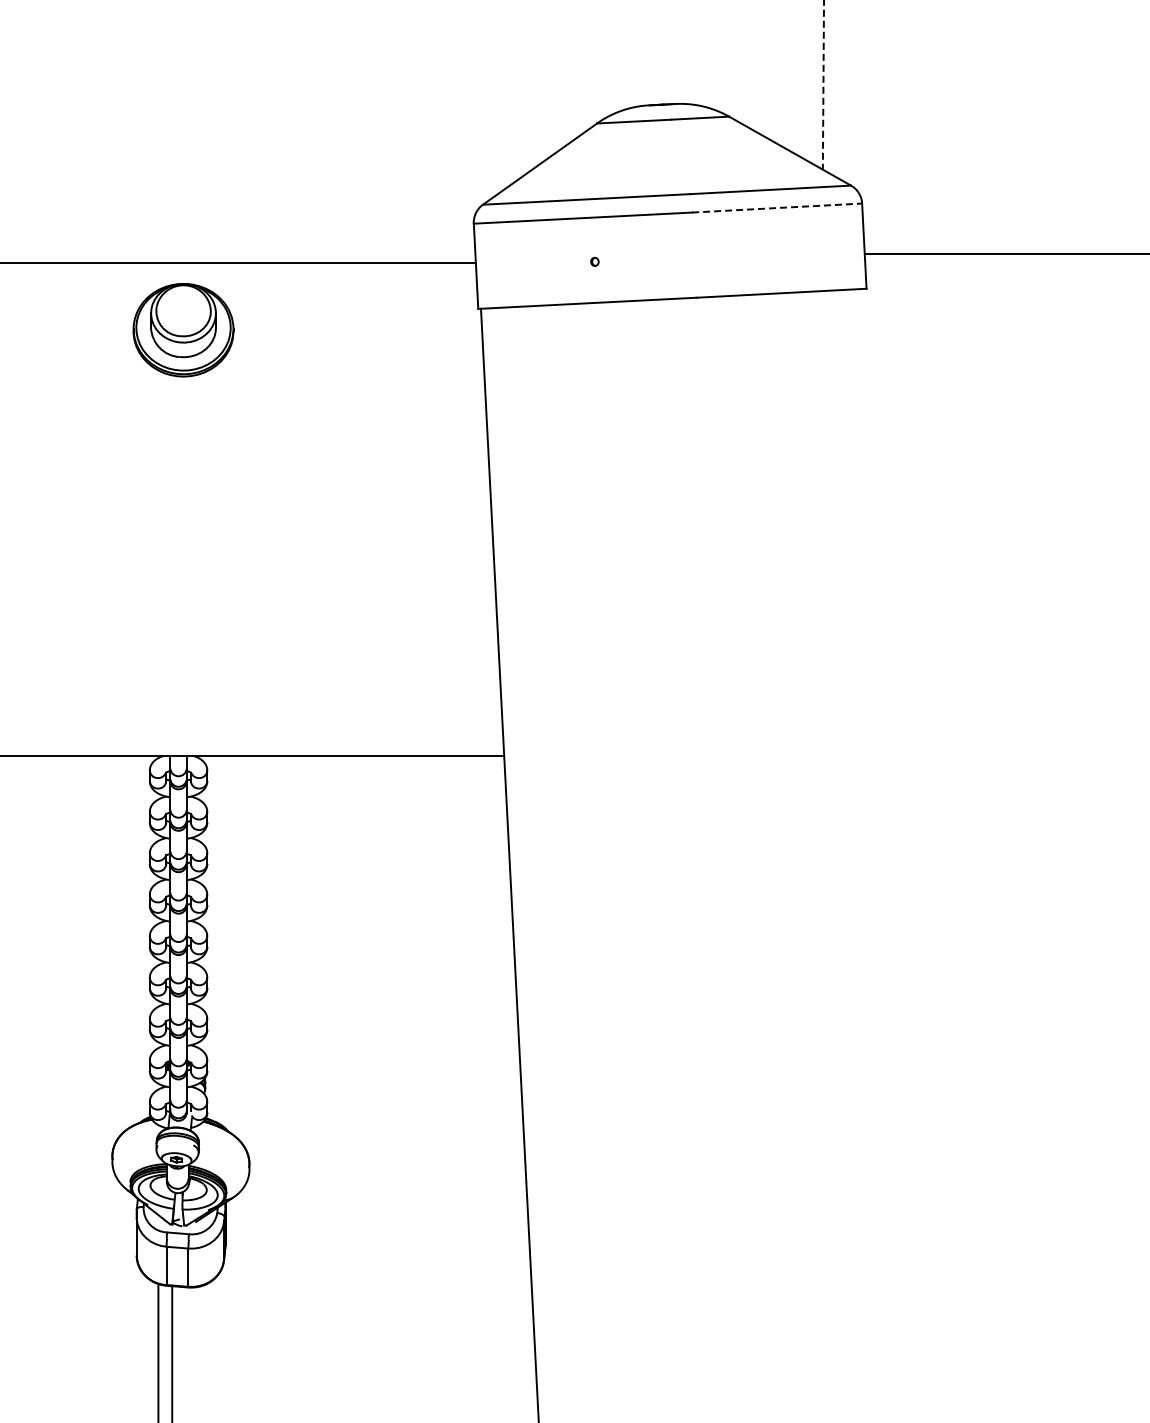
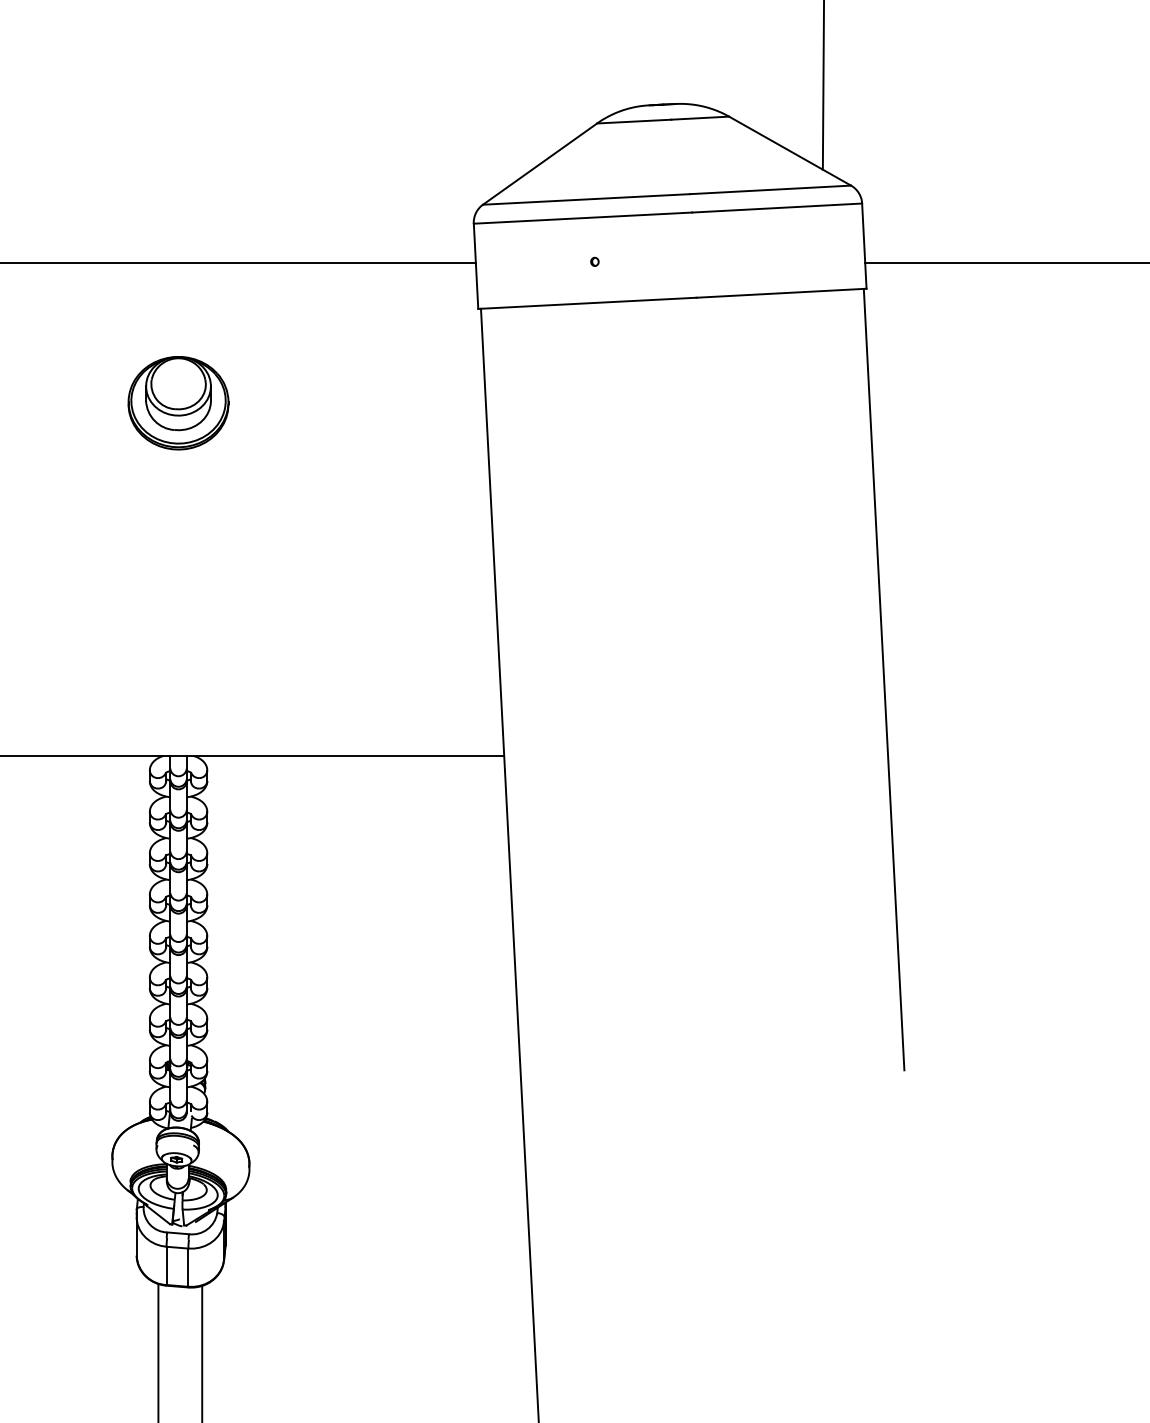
line: dashed -> solid (823, 85)
line: dashed -> solid (777, 208)
line position: (1005, 254) -> (1005, 263) (1005, 263)
part position: (183, 330) -> (178, 403) (178, 403)
line: none -> present (883, 679)
line position: (172, 1352) -> (202, 1352) (202, 1352)
